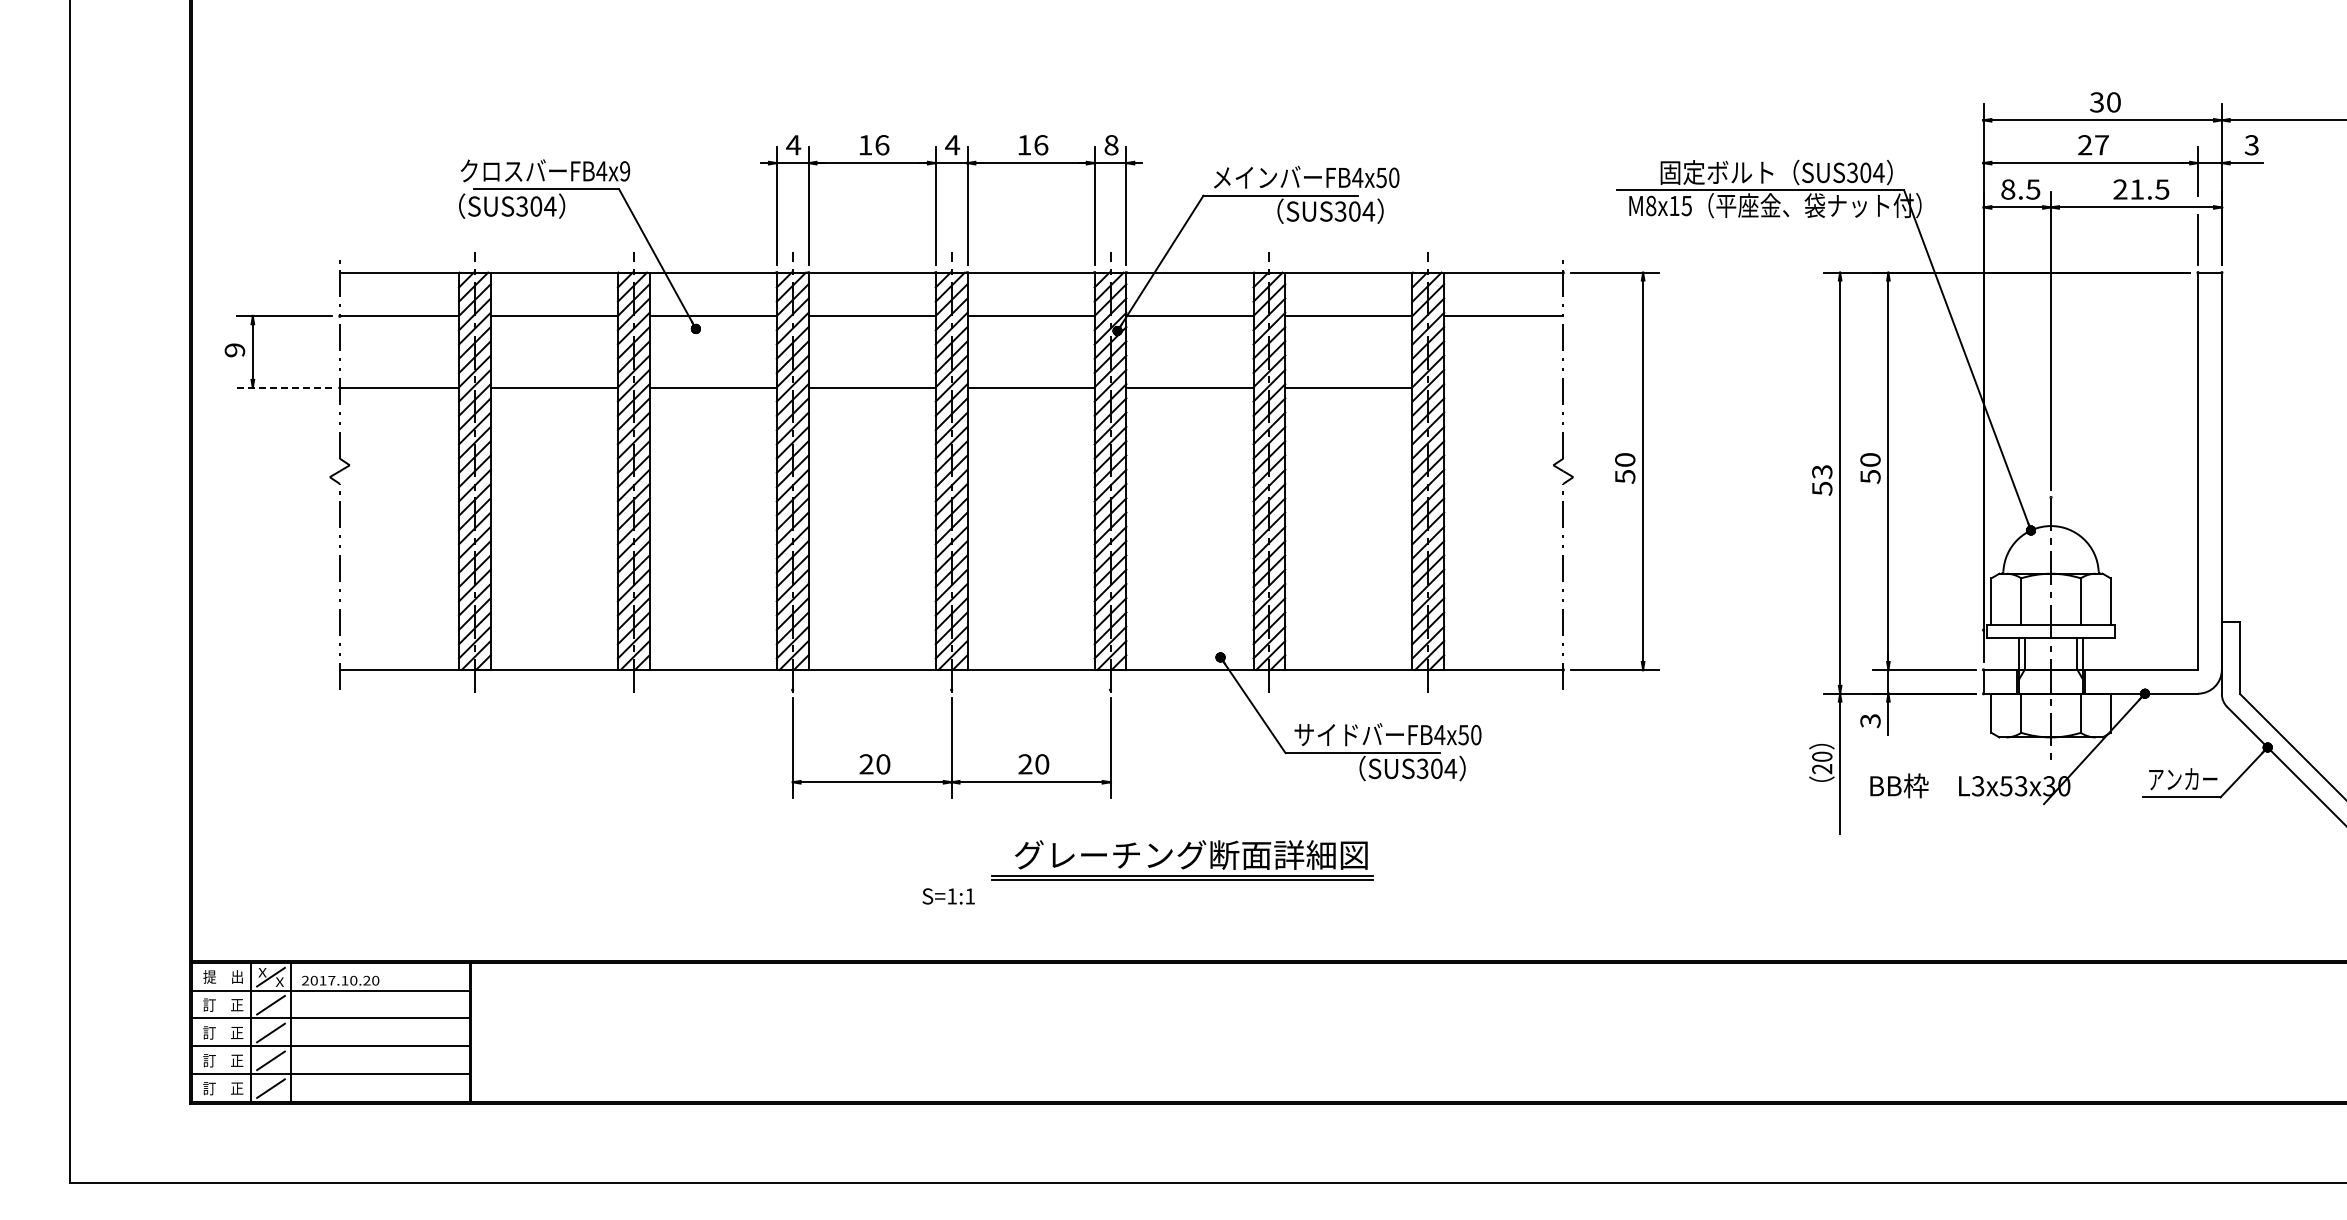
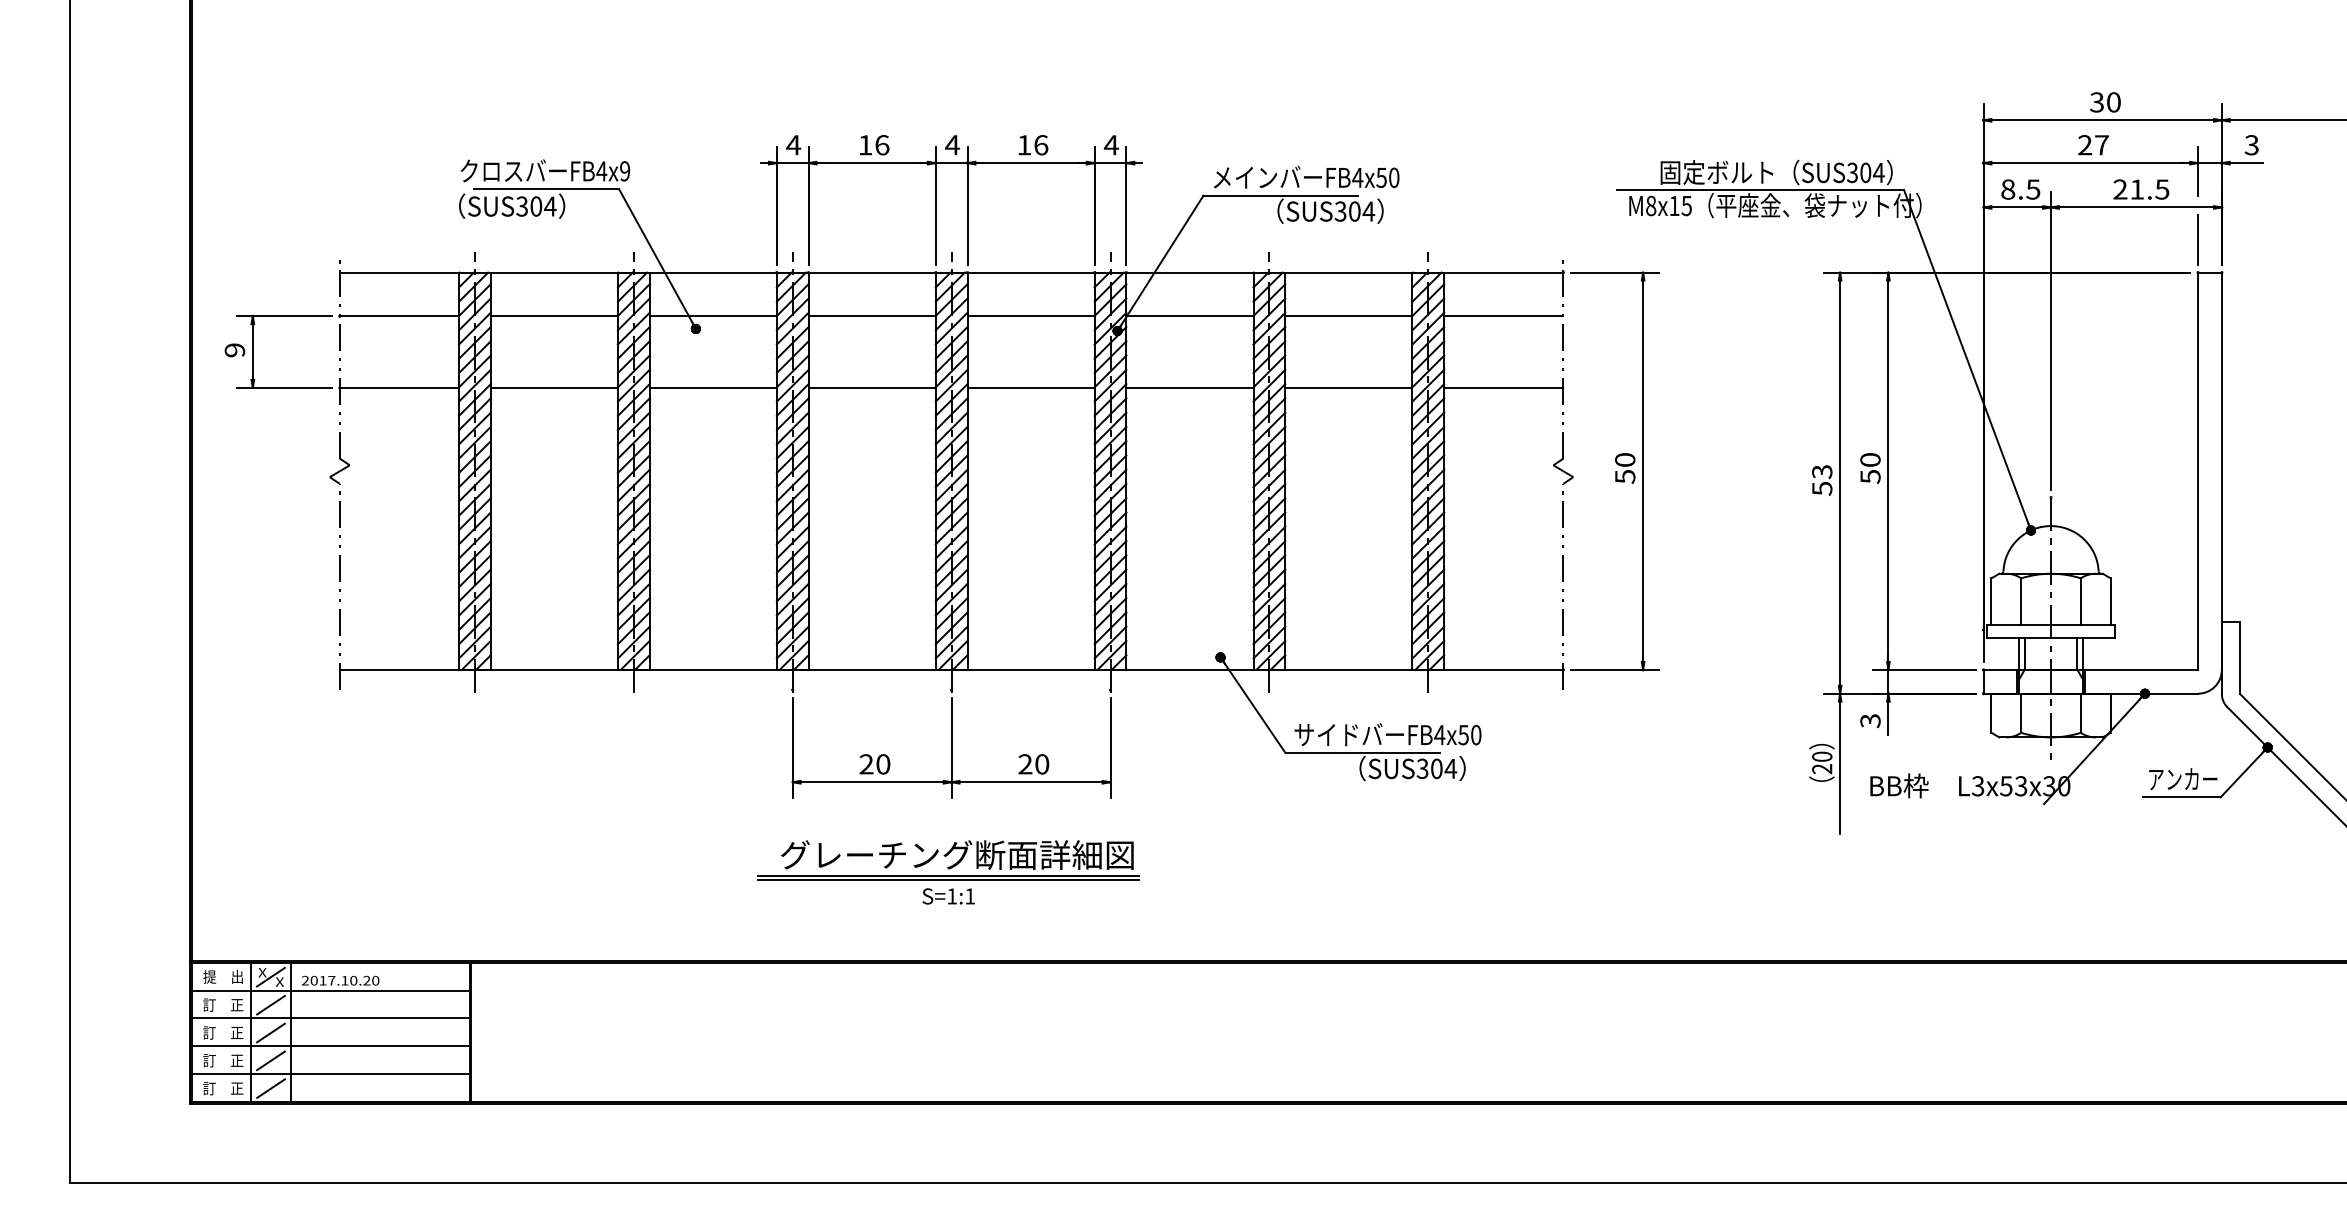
text: 8 -> 4 (1110, 145)
line: dashed -> solid (283, 387)
line: none -> present (1503, 387)
part position: (1182, 860) -> (948, 860) (948, 860)
